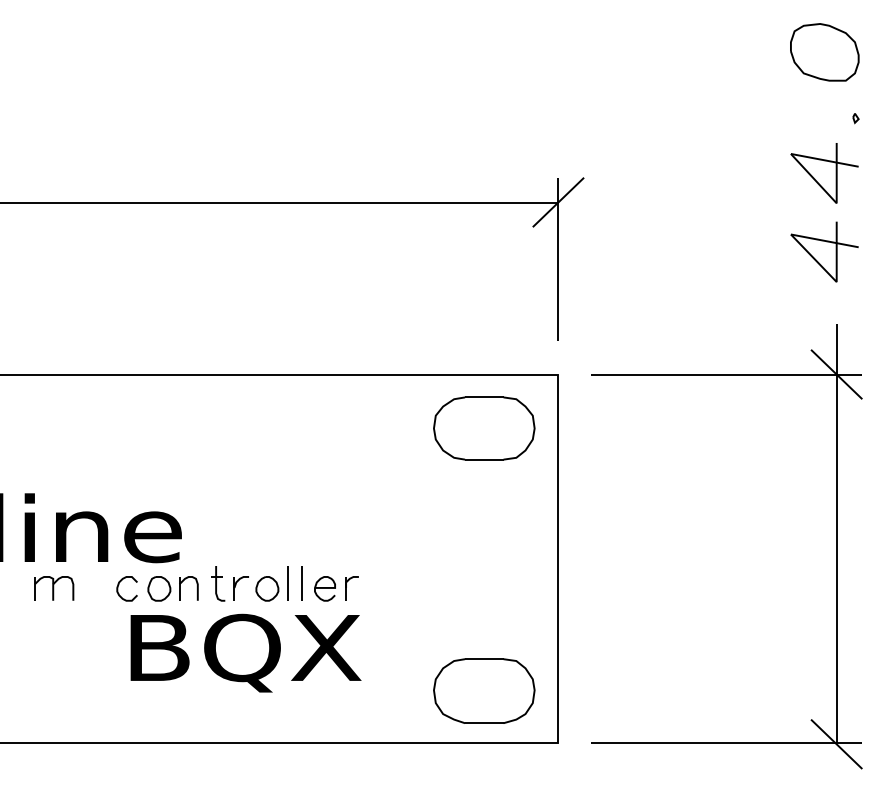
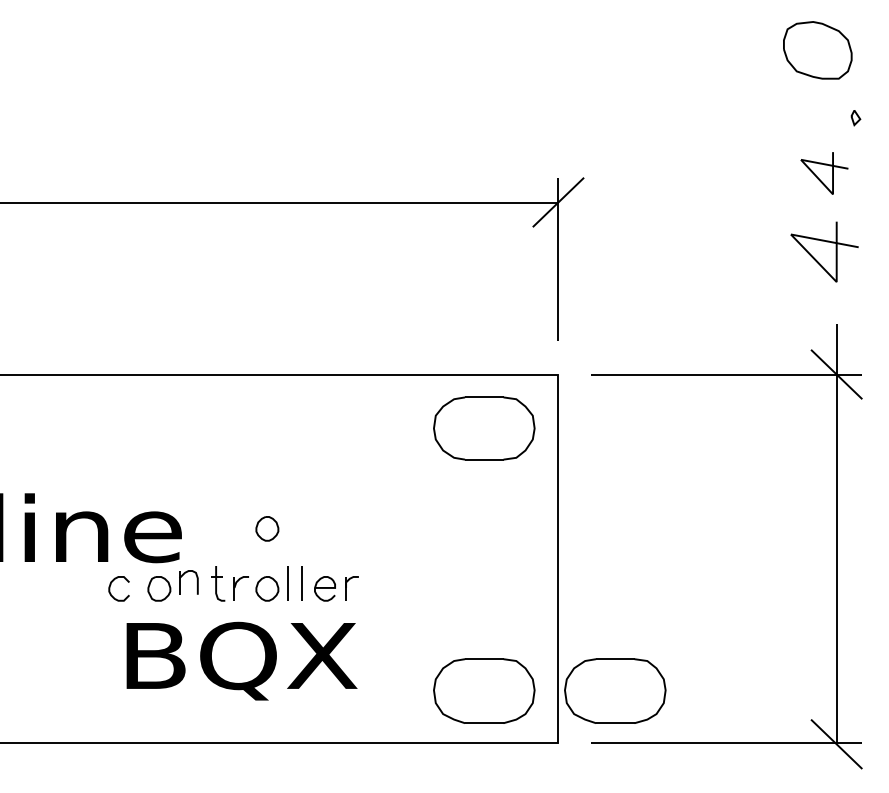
part position: (824, 52) -> (817, 50) (817, 50)
part size: 8x12 px -> 12x17 px (855, 118)
part size: 69x61 px -> 49x43 px (824, 173)
part: none -> present (267, 528)
curve position: (119, 585) -> (111, 585) (111, 585)
part: present -> none (54, 588)
part position: (180, 588) -> (180, 582) (180, 582)
text position: (245, 652) -> (241, 660) (241, 660)
part: none -> present (615, 690)
